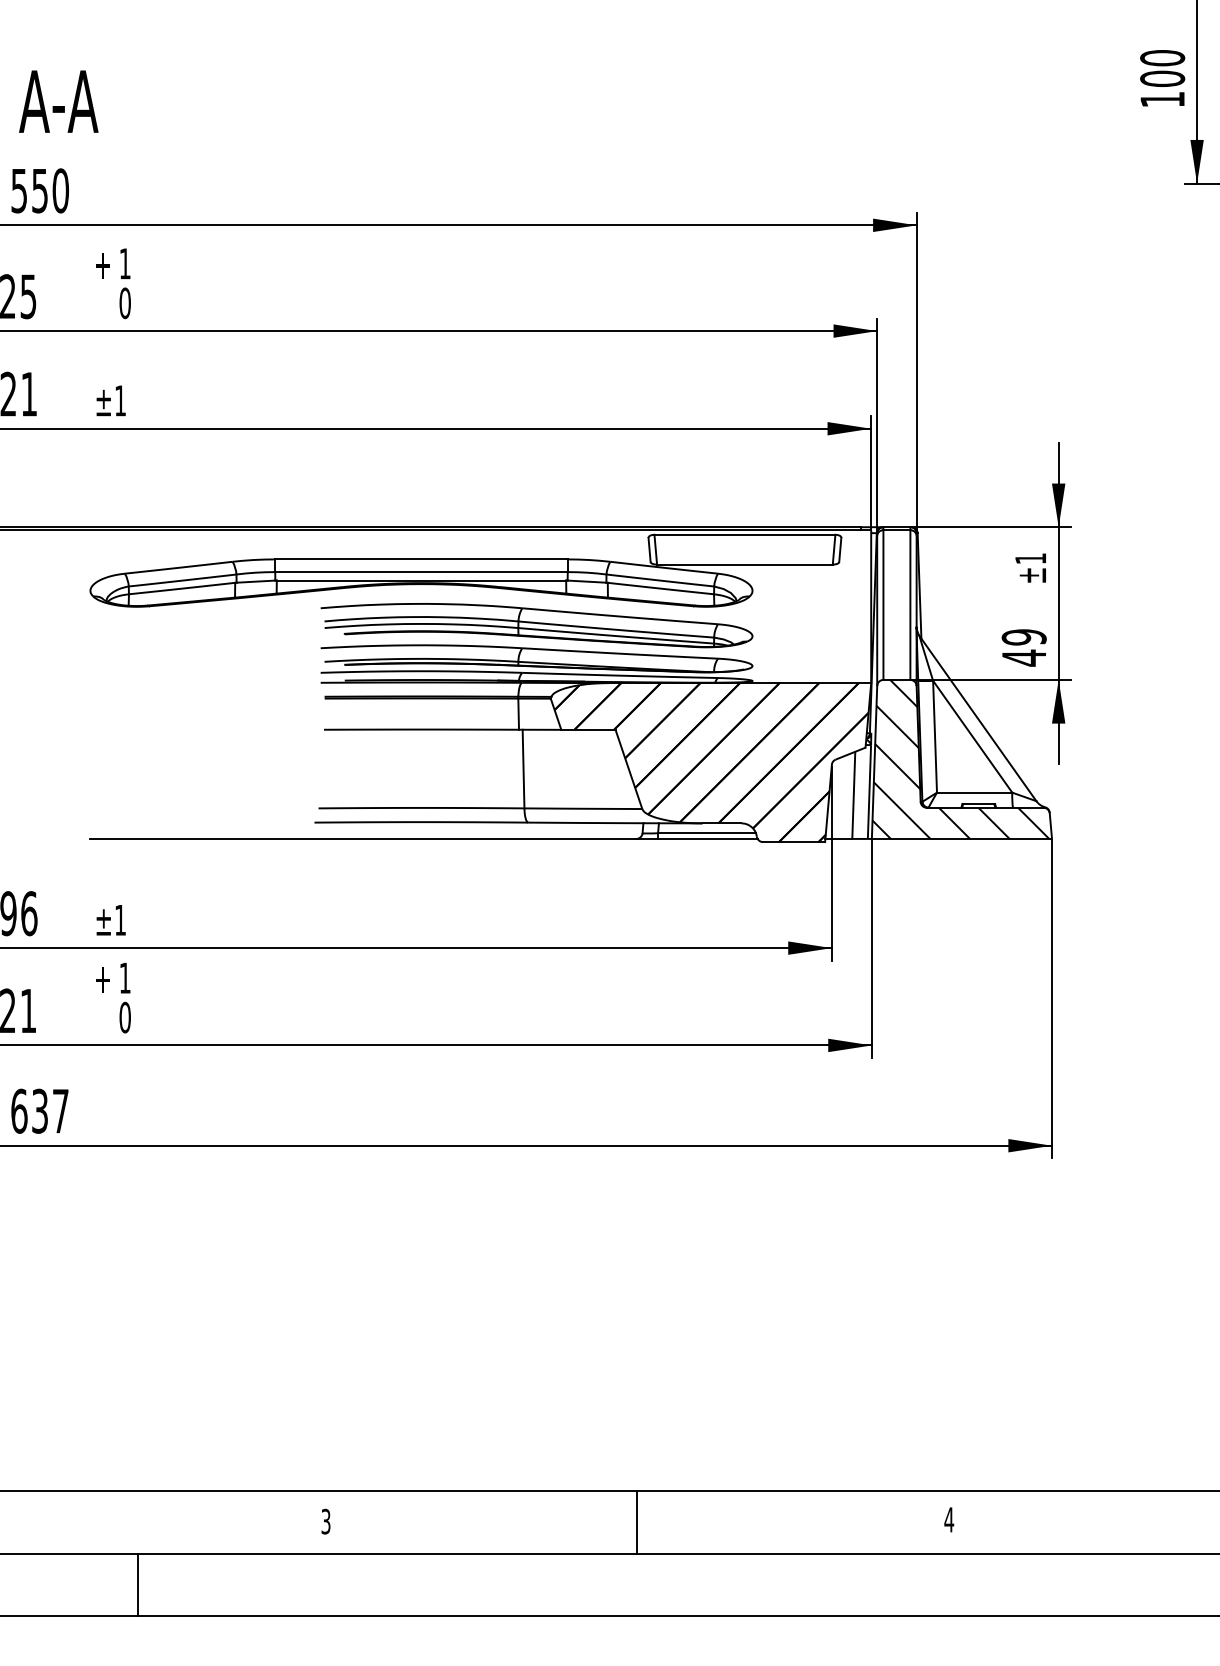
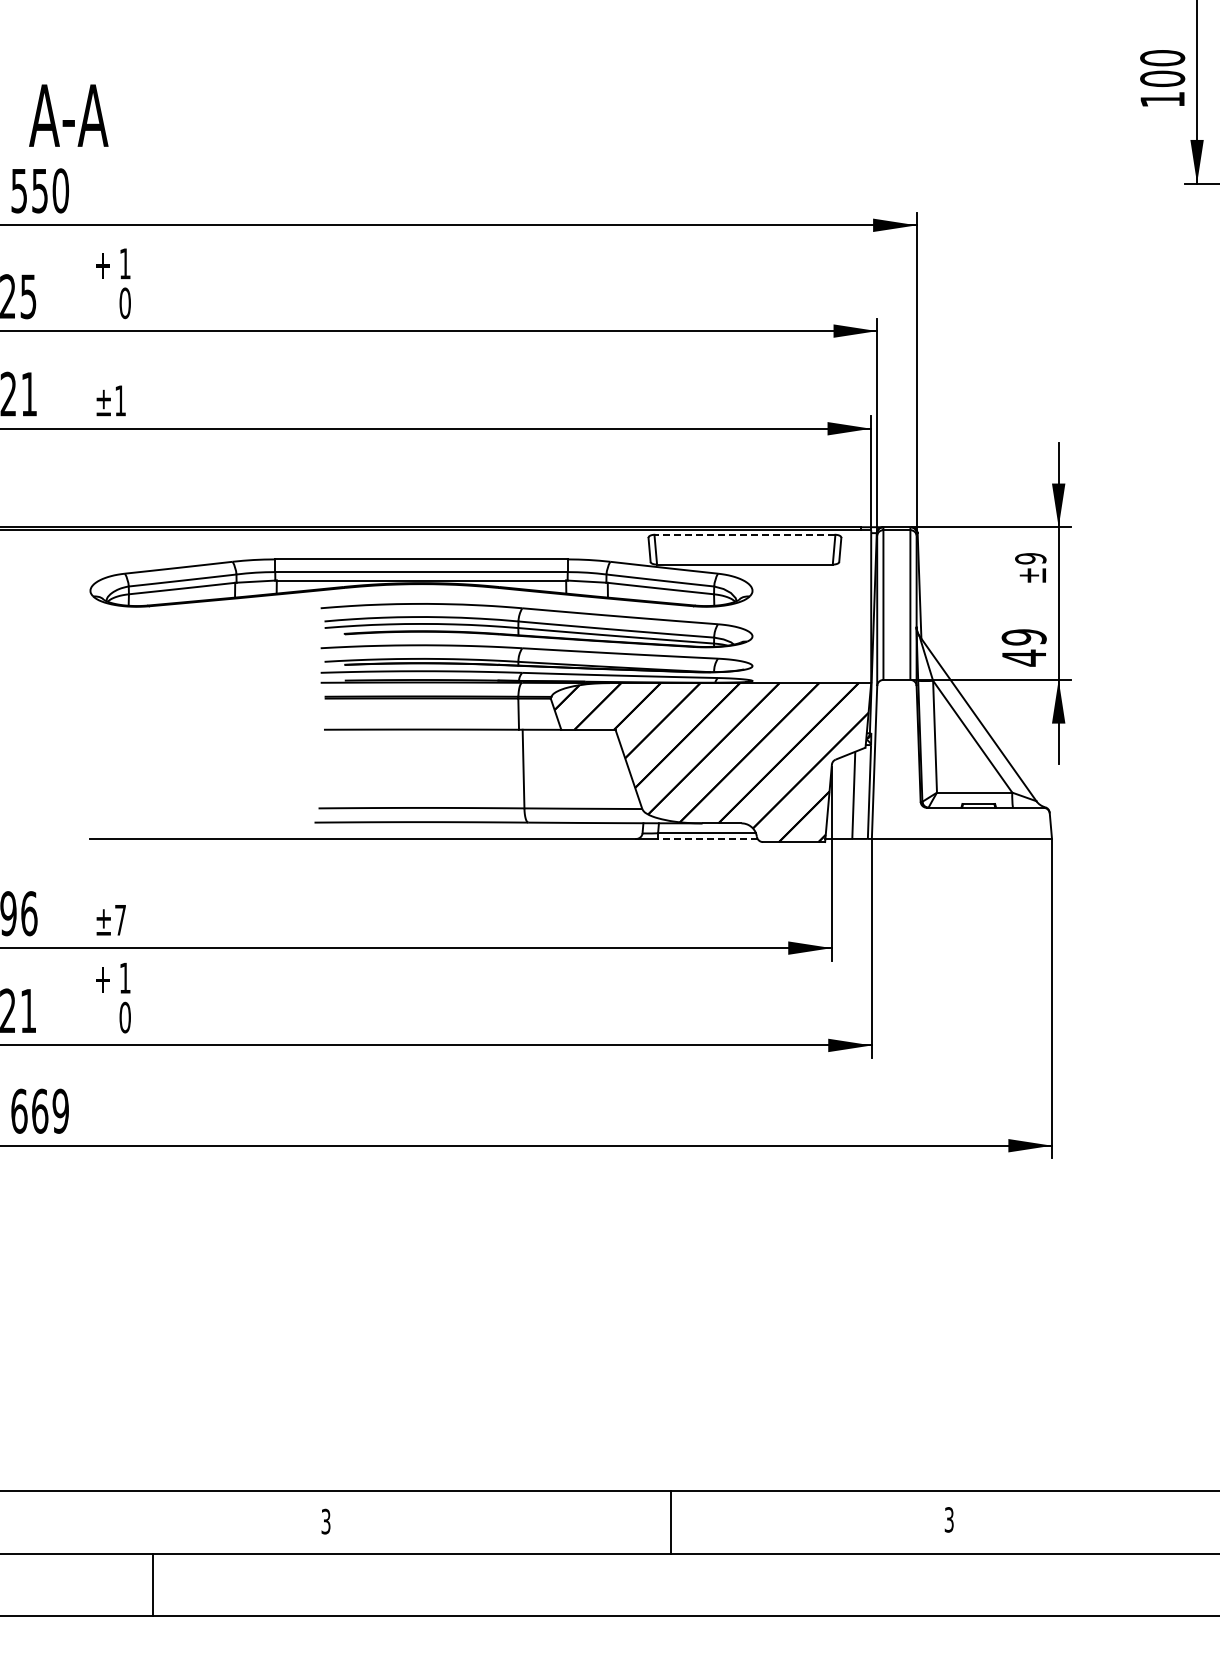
text position: (58, 101) -> (68, 115) (68, 115)
line: solid -> dashed (744, 534)
text: ±1 -> ±9 (1030, 558)
hatch: present -> none (960, 758)
line: solid -> dashed (707, 838)
text: ±1 -> ±7 (120, 920)
text: 637 -> 669 (50, 1110)
text: 4 -> 3 (949, 1519)
line position: (637, 1522) -> (671, 1522) (671, 1522)
line position: (138, 1584) -> (153, 1584) (153, 1584)
